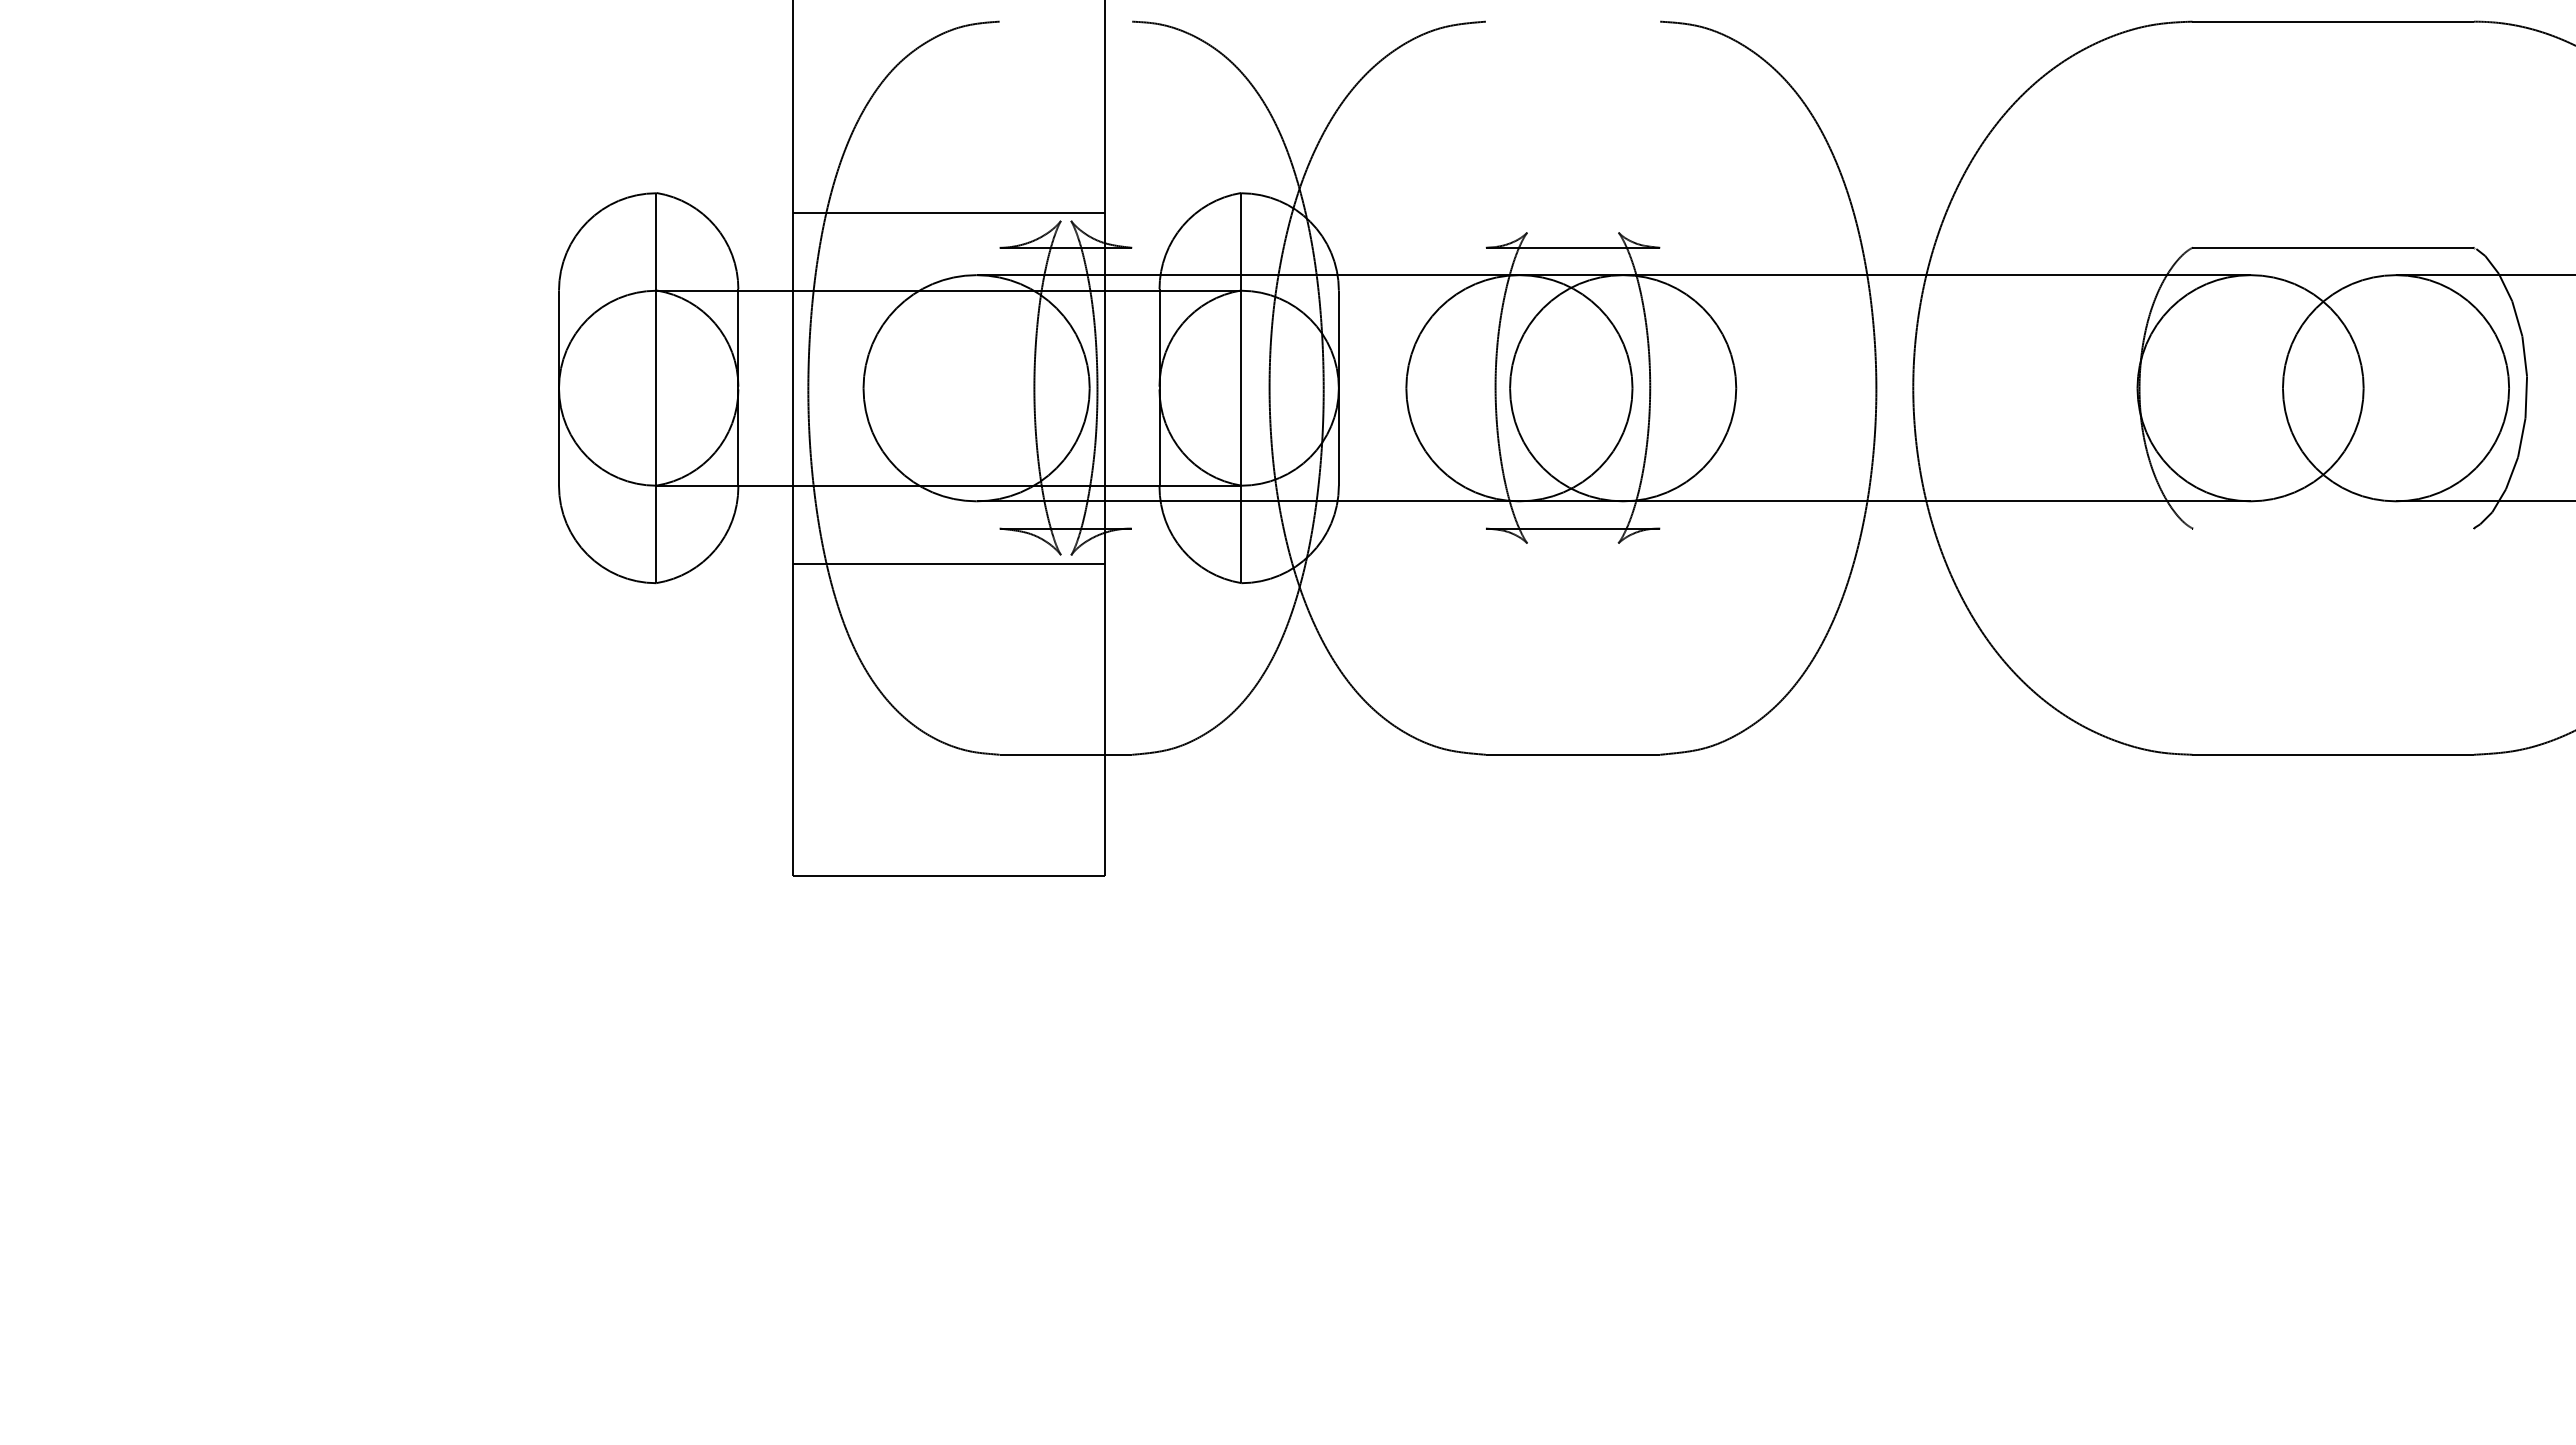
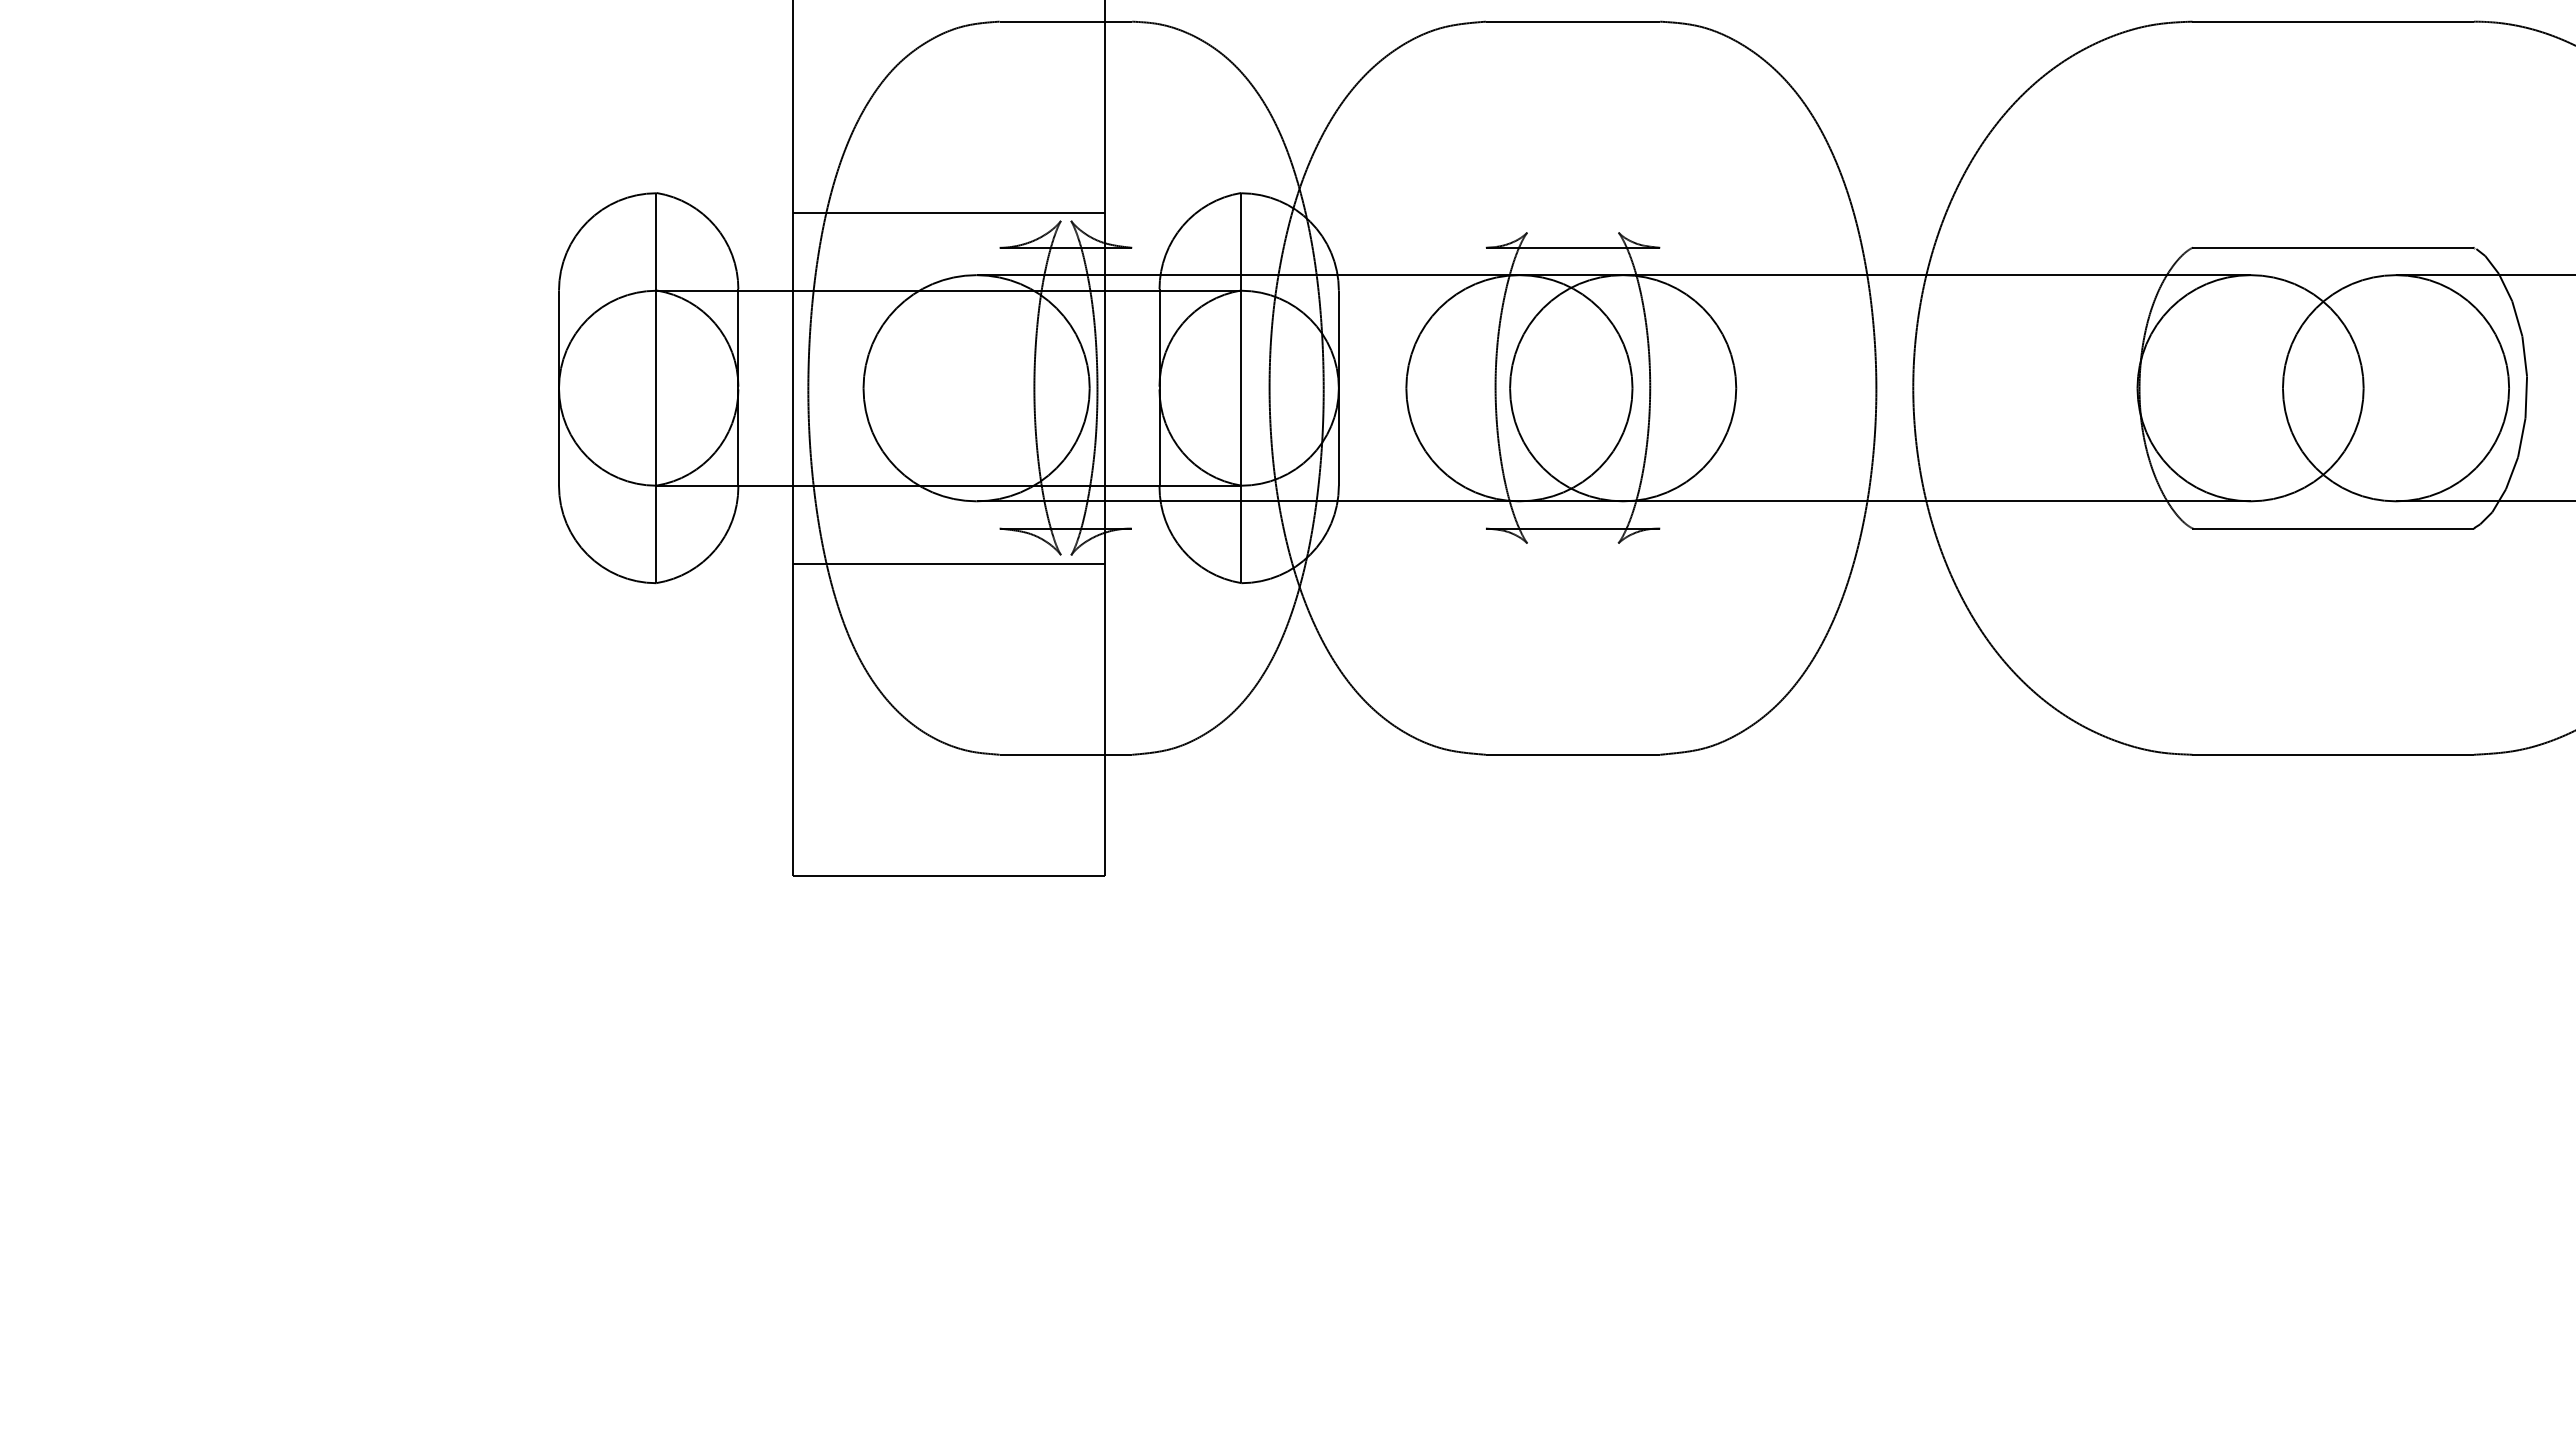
line: none -> present (1065, 21)
line: none -> present (1572, 21)
line: none -> present (2333, 528)
